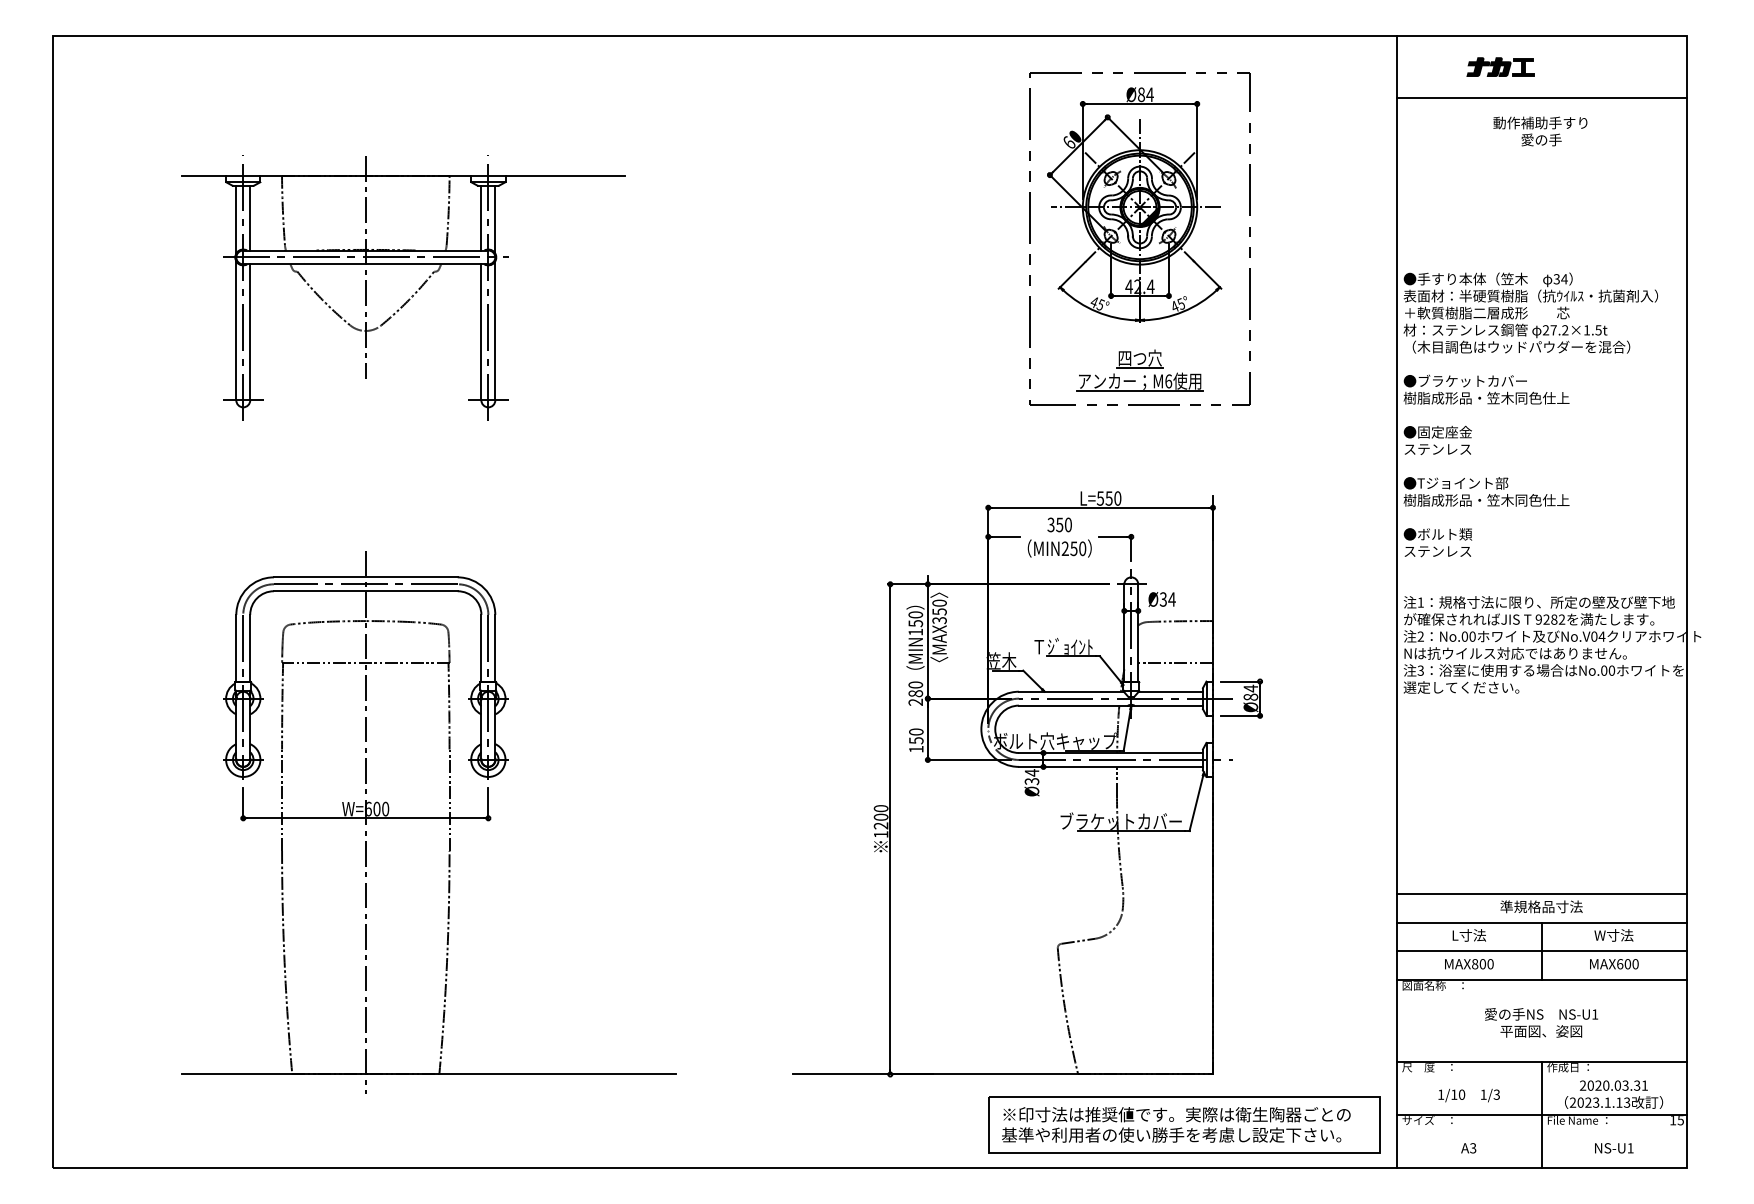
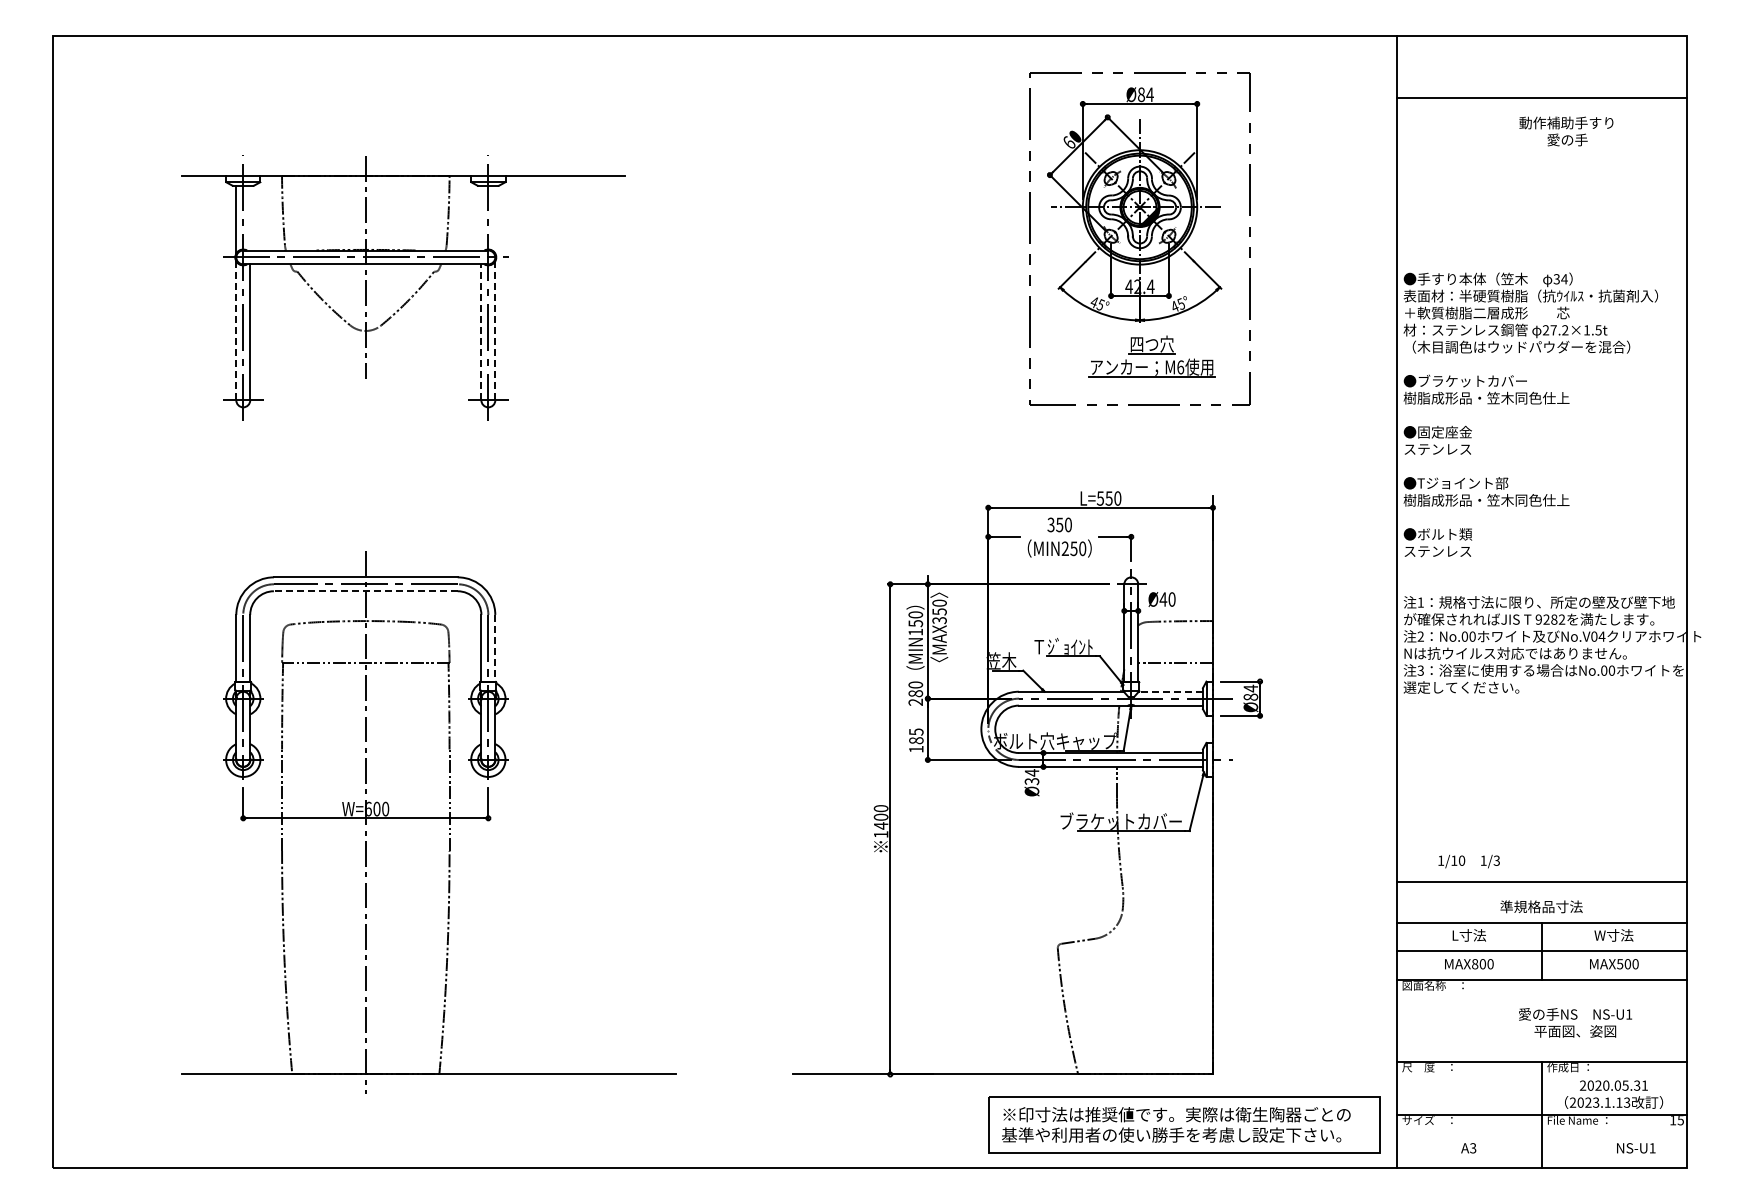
part: present -> none (1500, 66)
text position: (1540, 131) -> (1566, 131) (1566, 131)
line: present -> none (250, 217)
line: present -> none (481, 217)
line: present -> none (495, 219)
line: solid -> dashed (236, 330)
line: solid -> dashed (495, 330)
line: solid -> dashed (481, 331)
part position: (1139, 370) -> (1151, 356) (1151, 356)
line: solid -> dashed (365, 591)
text: Ø34 -> Ø40 (1167, 599)
line: solid -> dashed (495, 648)
line: solid -> dashed (1170, 691)
text: 150 -> 185 (916, 736)
text: 1200 -> 1400 (880, 825)
line position: (1541, 894) -> (1541, 882) (1541, 882)
text: MAX600 -> MAX500 (1620, 964)
text position: (1541, 1022) -> (1575, 1022) (1575, 1022)
text: 2020.03.31 -> 2020.05.31 (1625, 1085)
text position: (1468, 1095) -> (1468, 861) (1468, 861)
text position: (1614, 1148) -> (1636, 1148) (1636, 1148)
